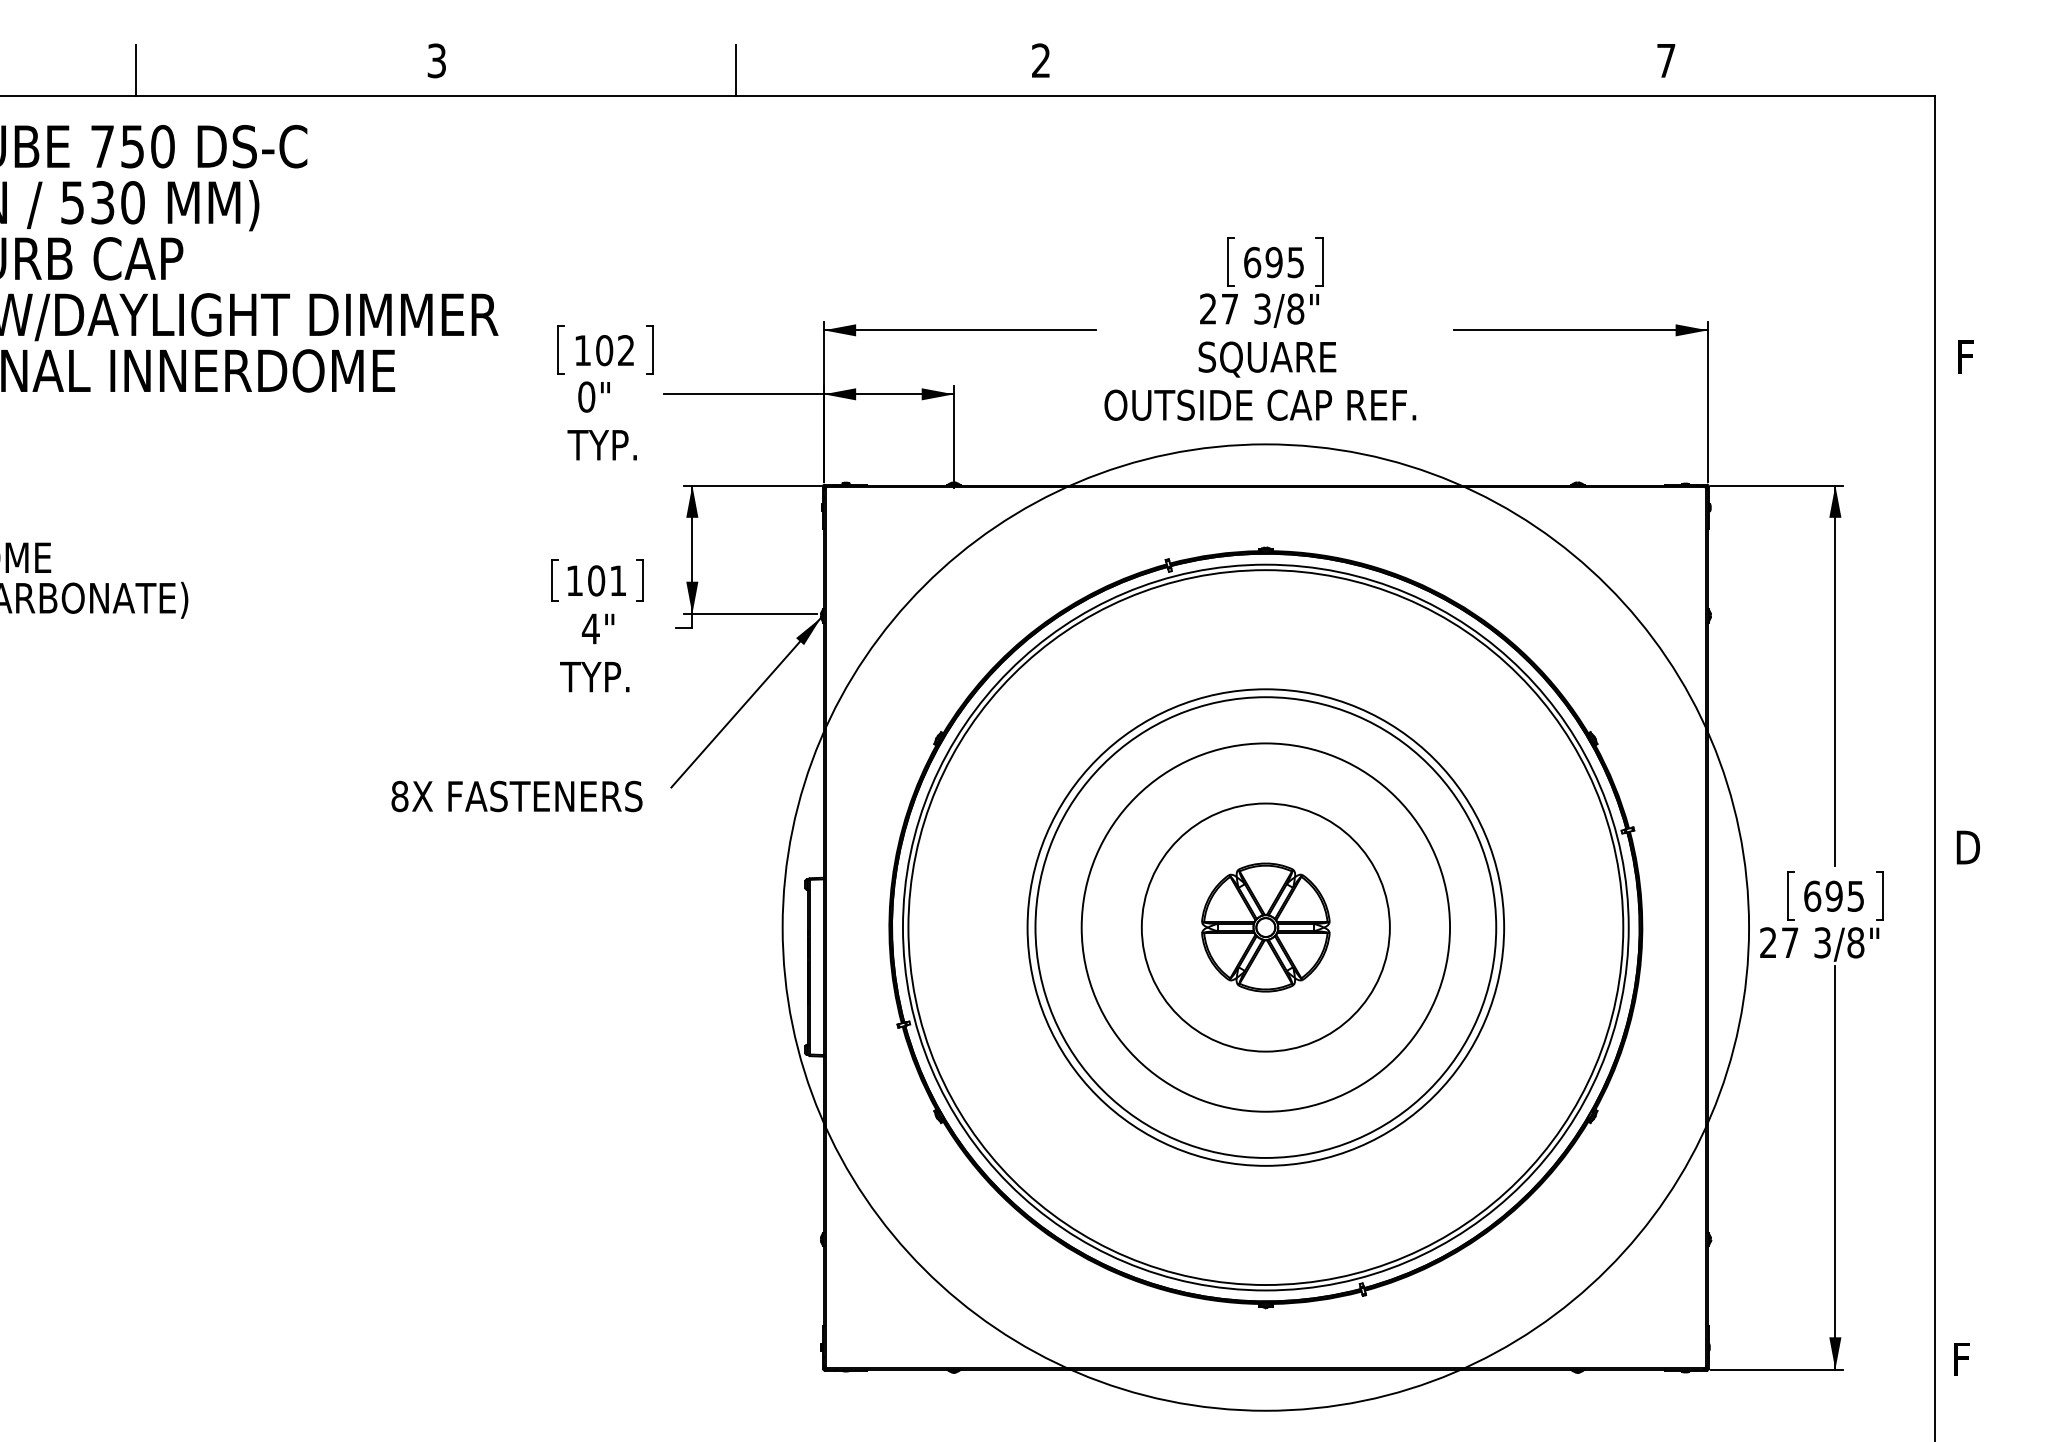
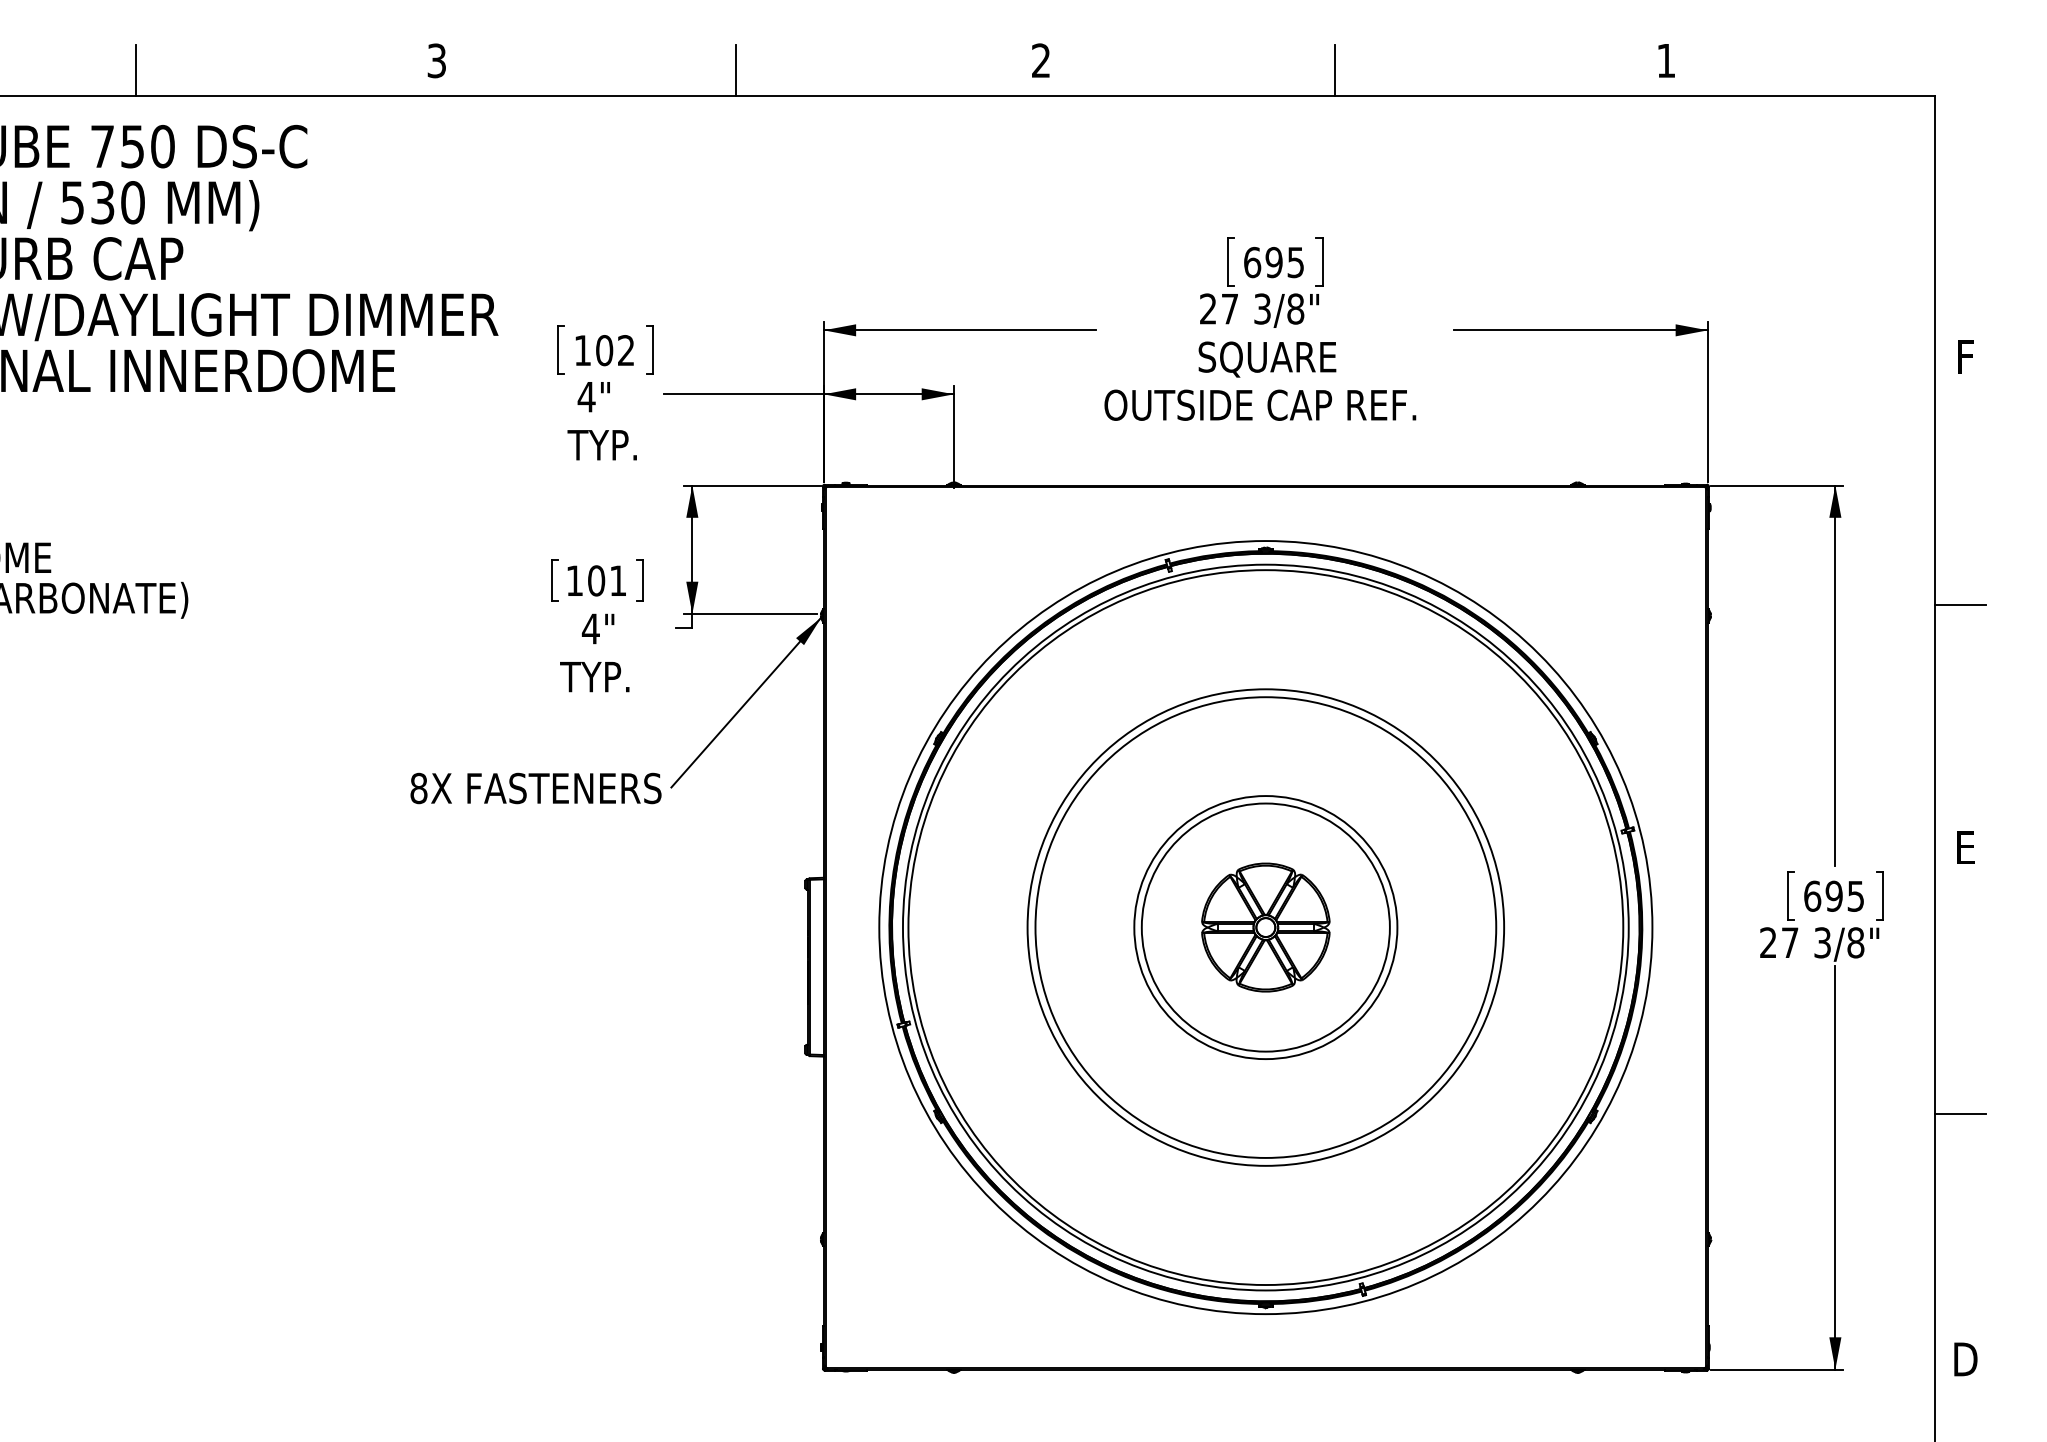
text: 7 -> 1 (1666, 60)
line: none -> present (1335, 70)
text: 0" -> 4" (586, 396)
line: none -> present (1959, 605)
text position: (516, 796) -> (535, 788) (535, 788)
text: D -> E (1967, 847)
circle diameter: 368 px -> 263 px (1265, 927)
circle diameter: 966 px -> 773 px (1265, 927)
line: none -> present (1959, 1113)
text: F -> D (1965, 1359)
